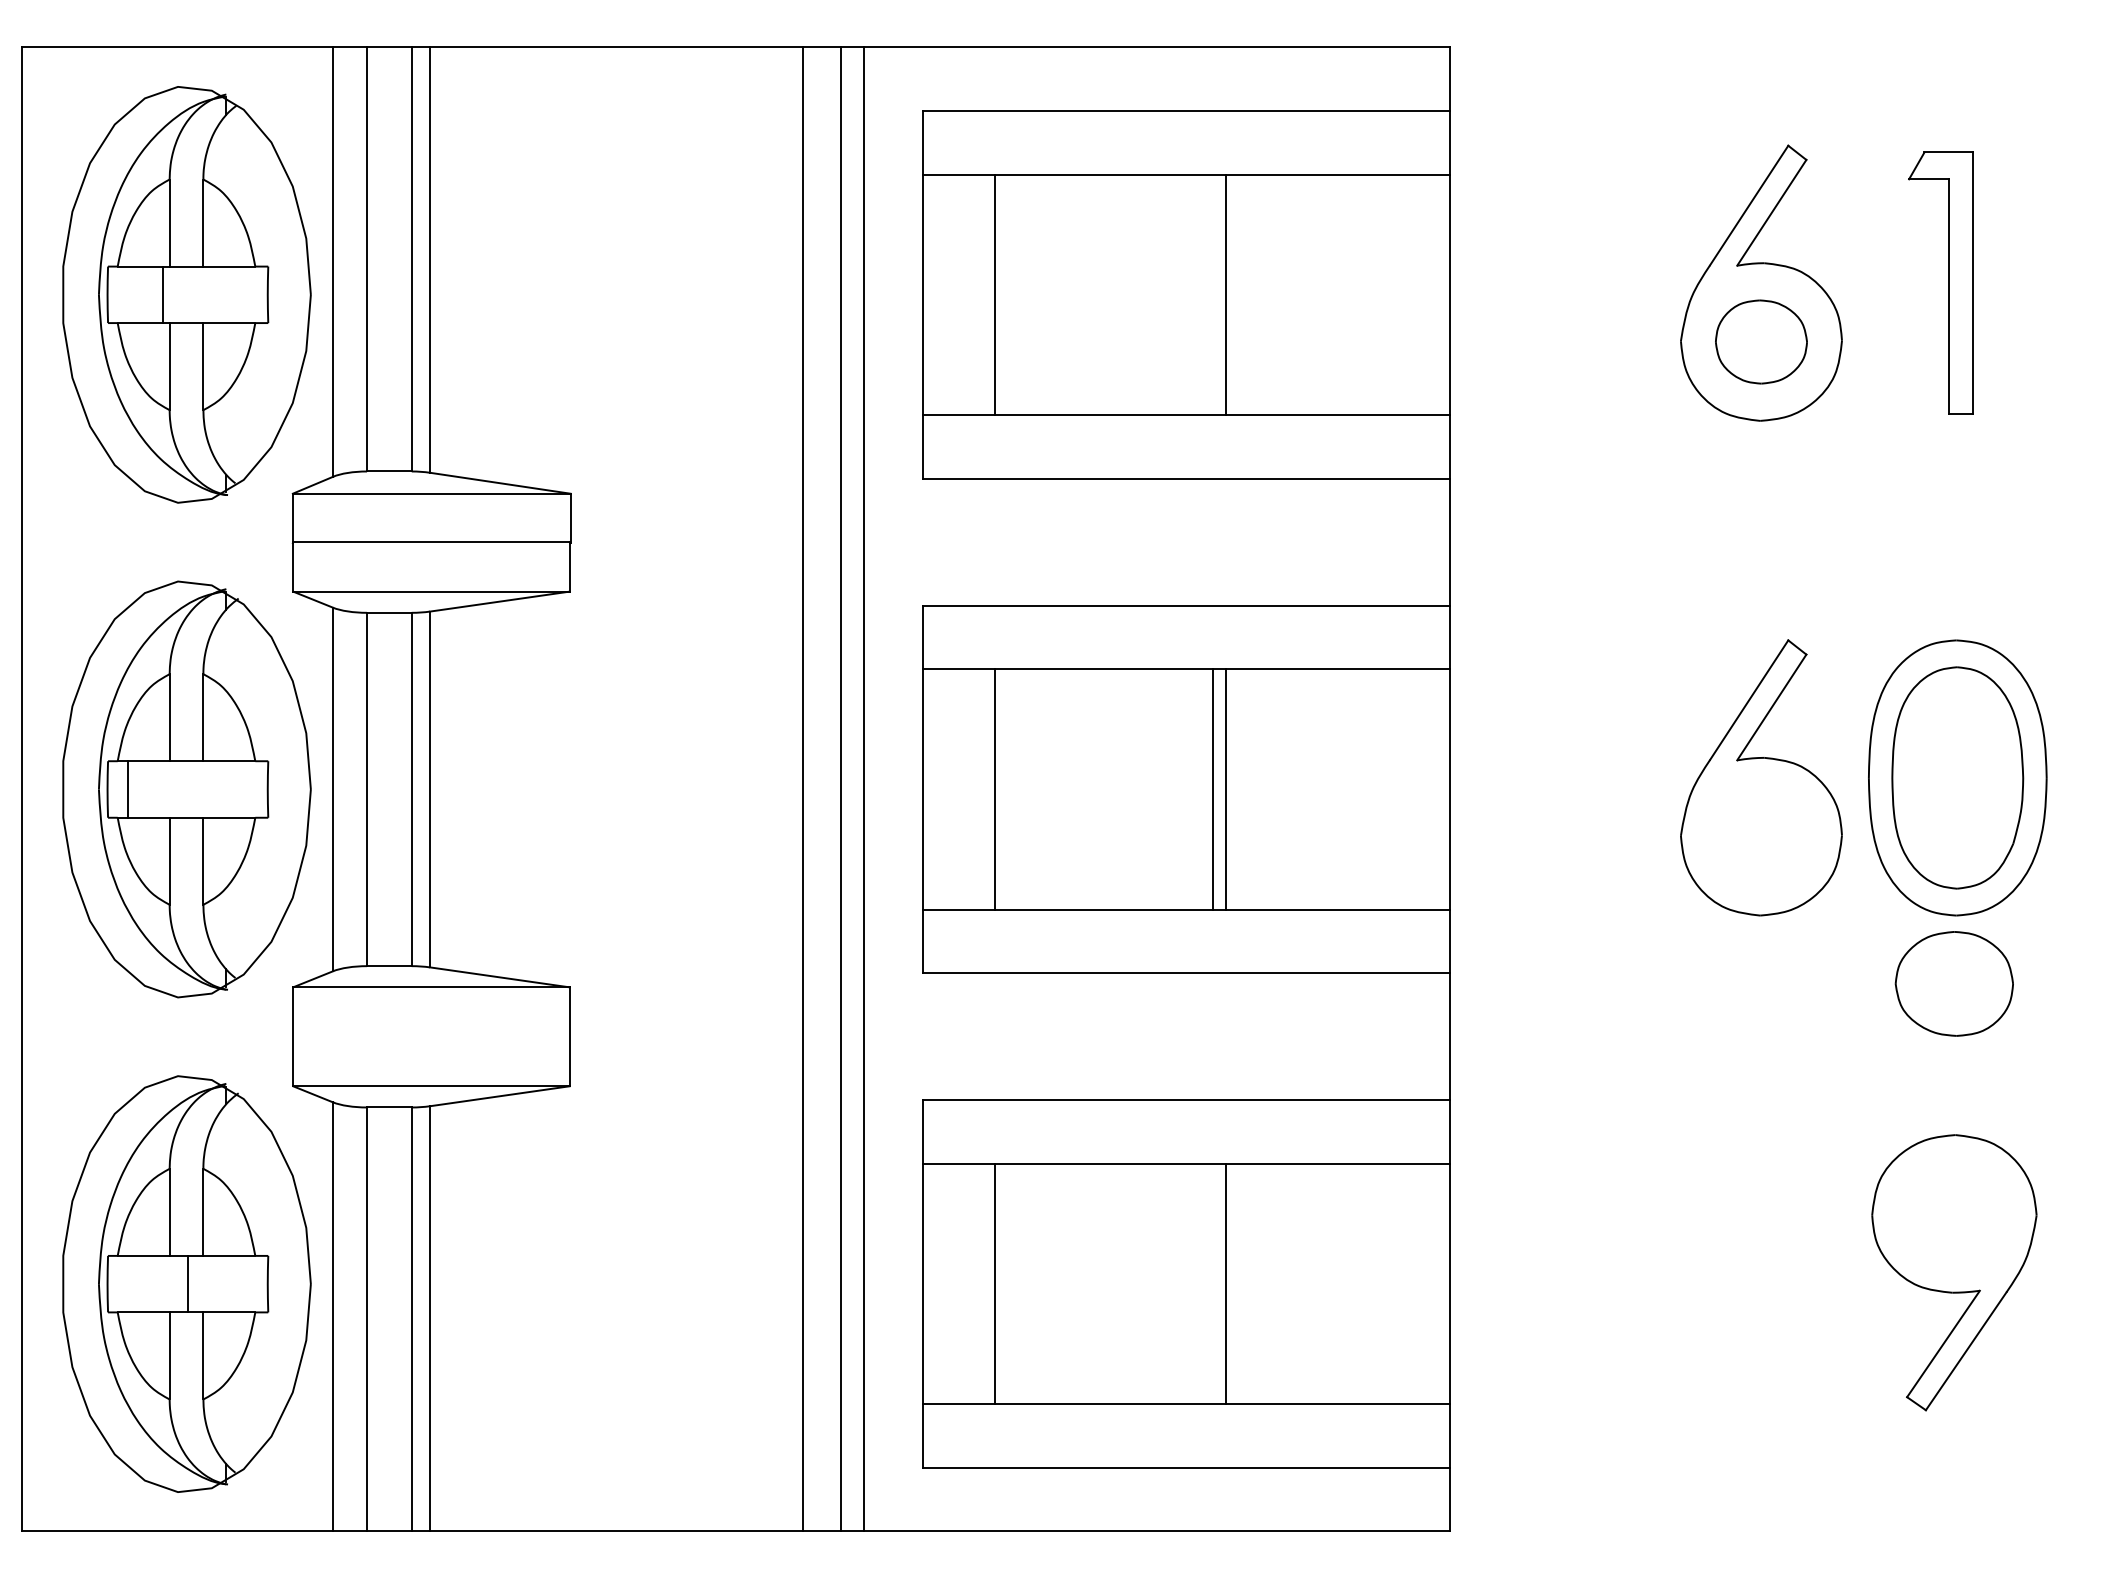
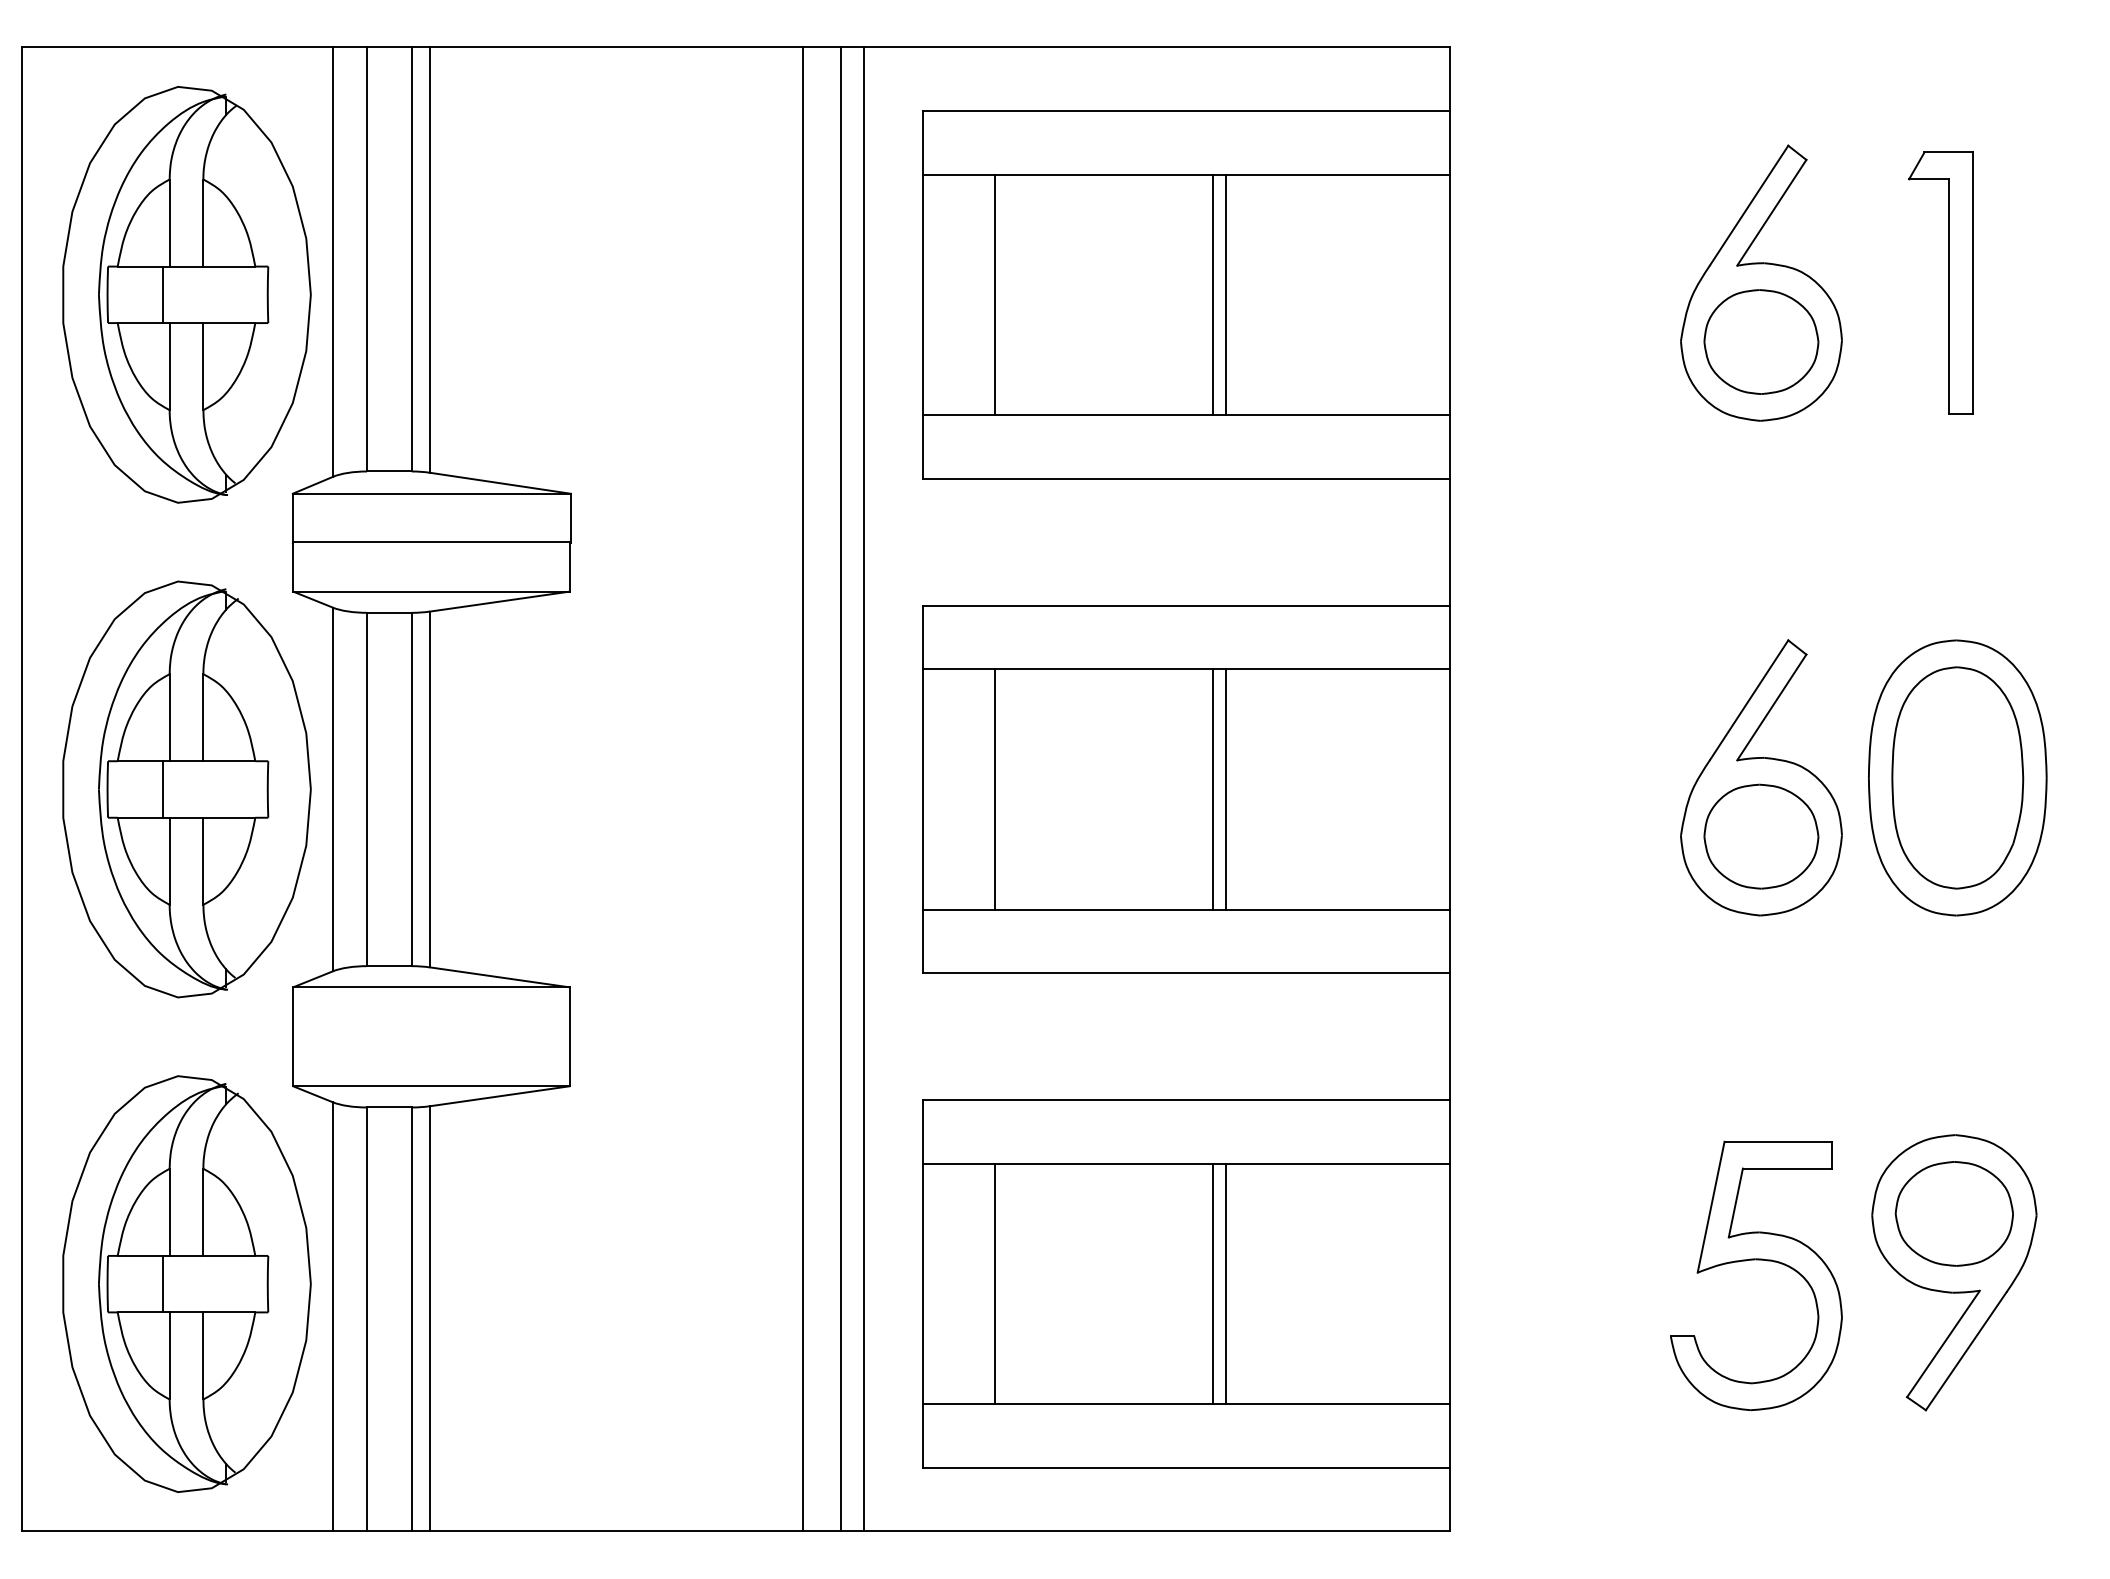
line: none -> present (1212, 294)
part size: 93x86 px -> 117x106 px (1761, 341)
line position: (128, 789) -> (163, 789) (163, 789)
part: none -> present (1761, 836)
part position: (1953, 983) -> (1953, 1213) (1953, 1213)
part: none -> present (1756, 1260)
line position: (188, 1283) -> (163, 1283) (163, 1283)
line: none -> present (1212, 1284)
